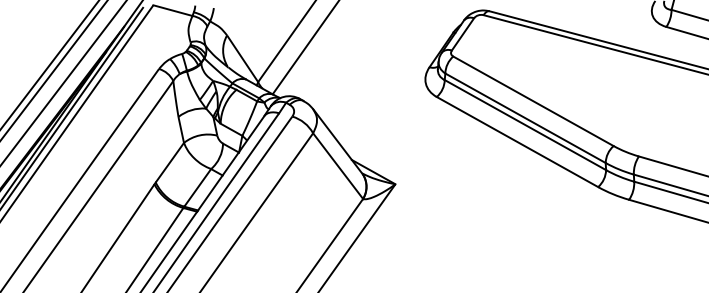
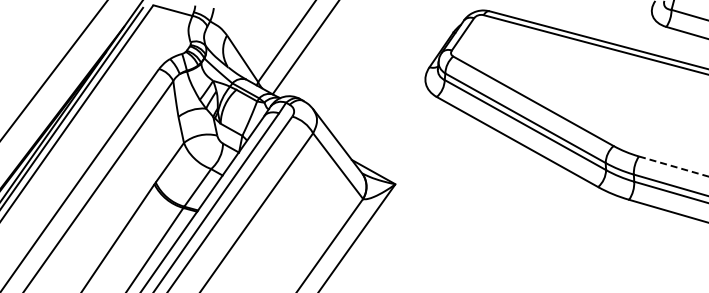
line: present -> none (49, 64)
line: present -> none (63, 82)
line: solid -> dashed (673, 166)
